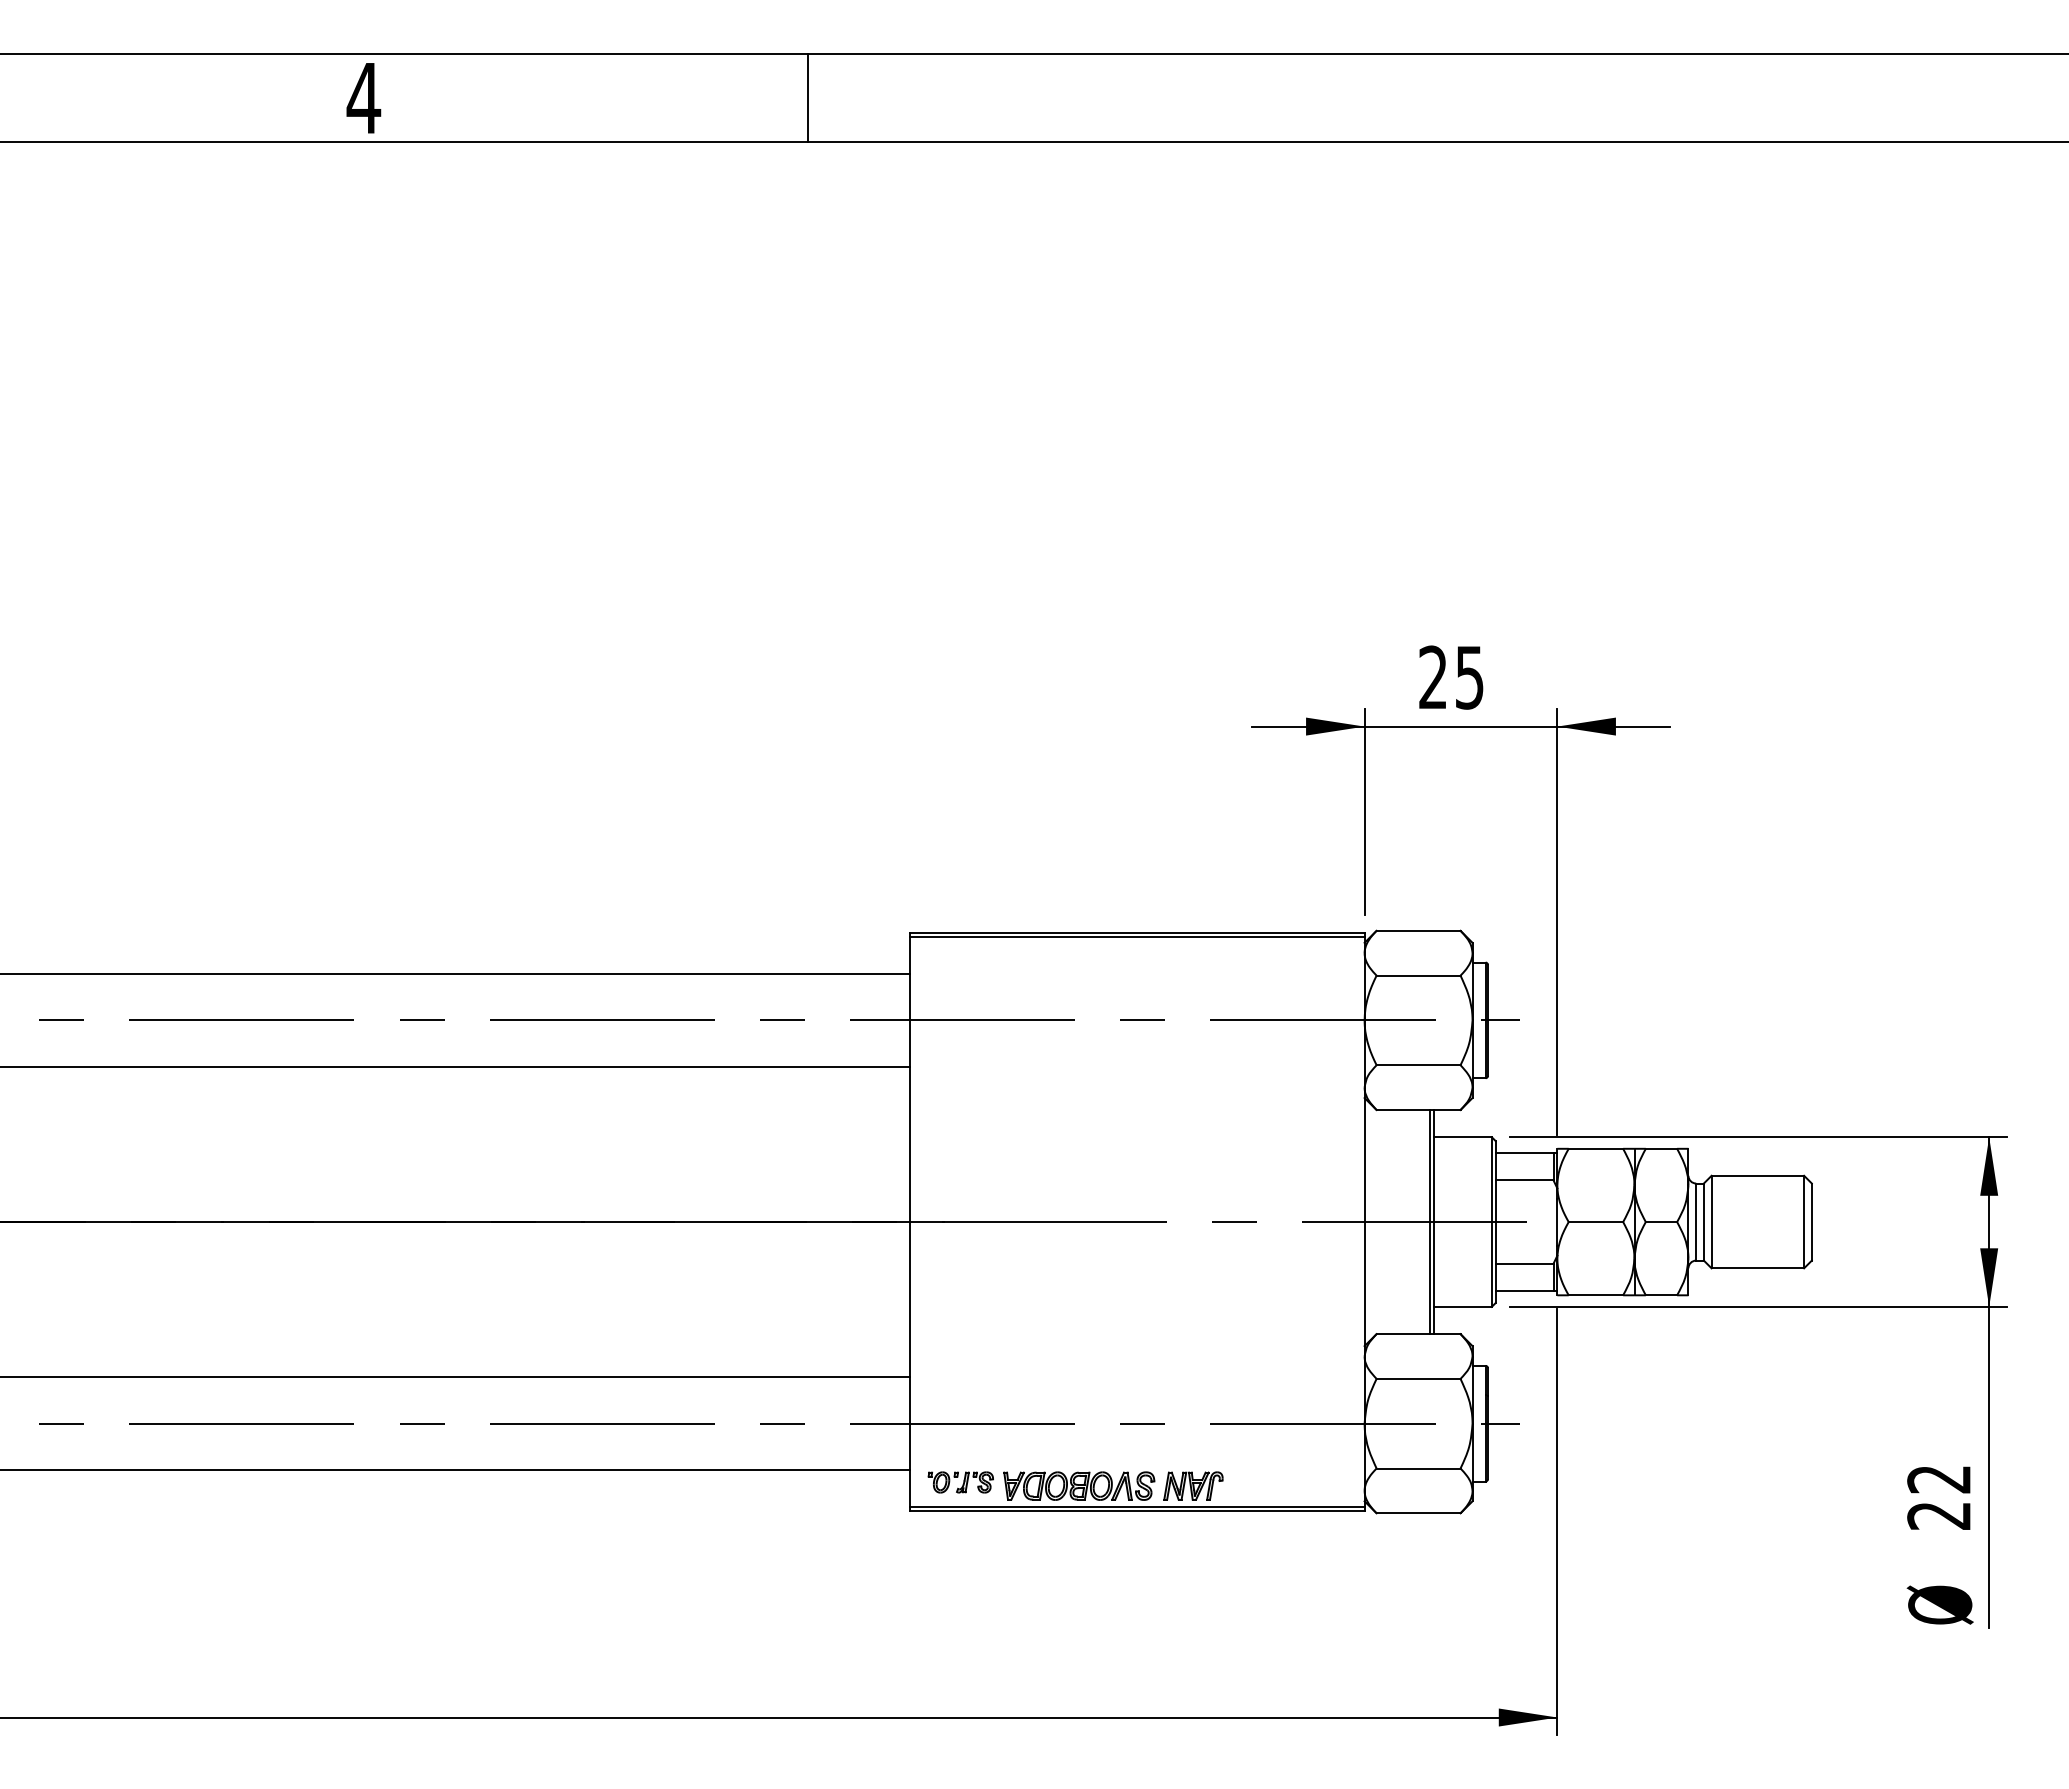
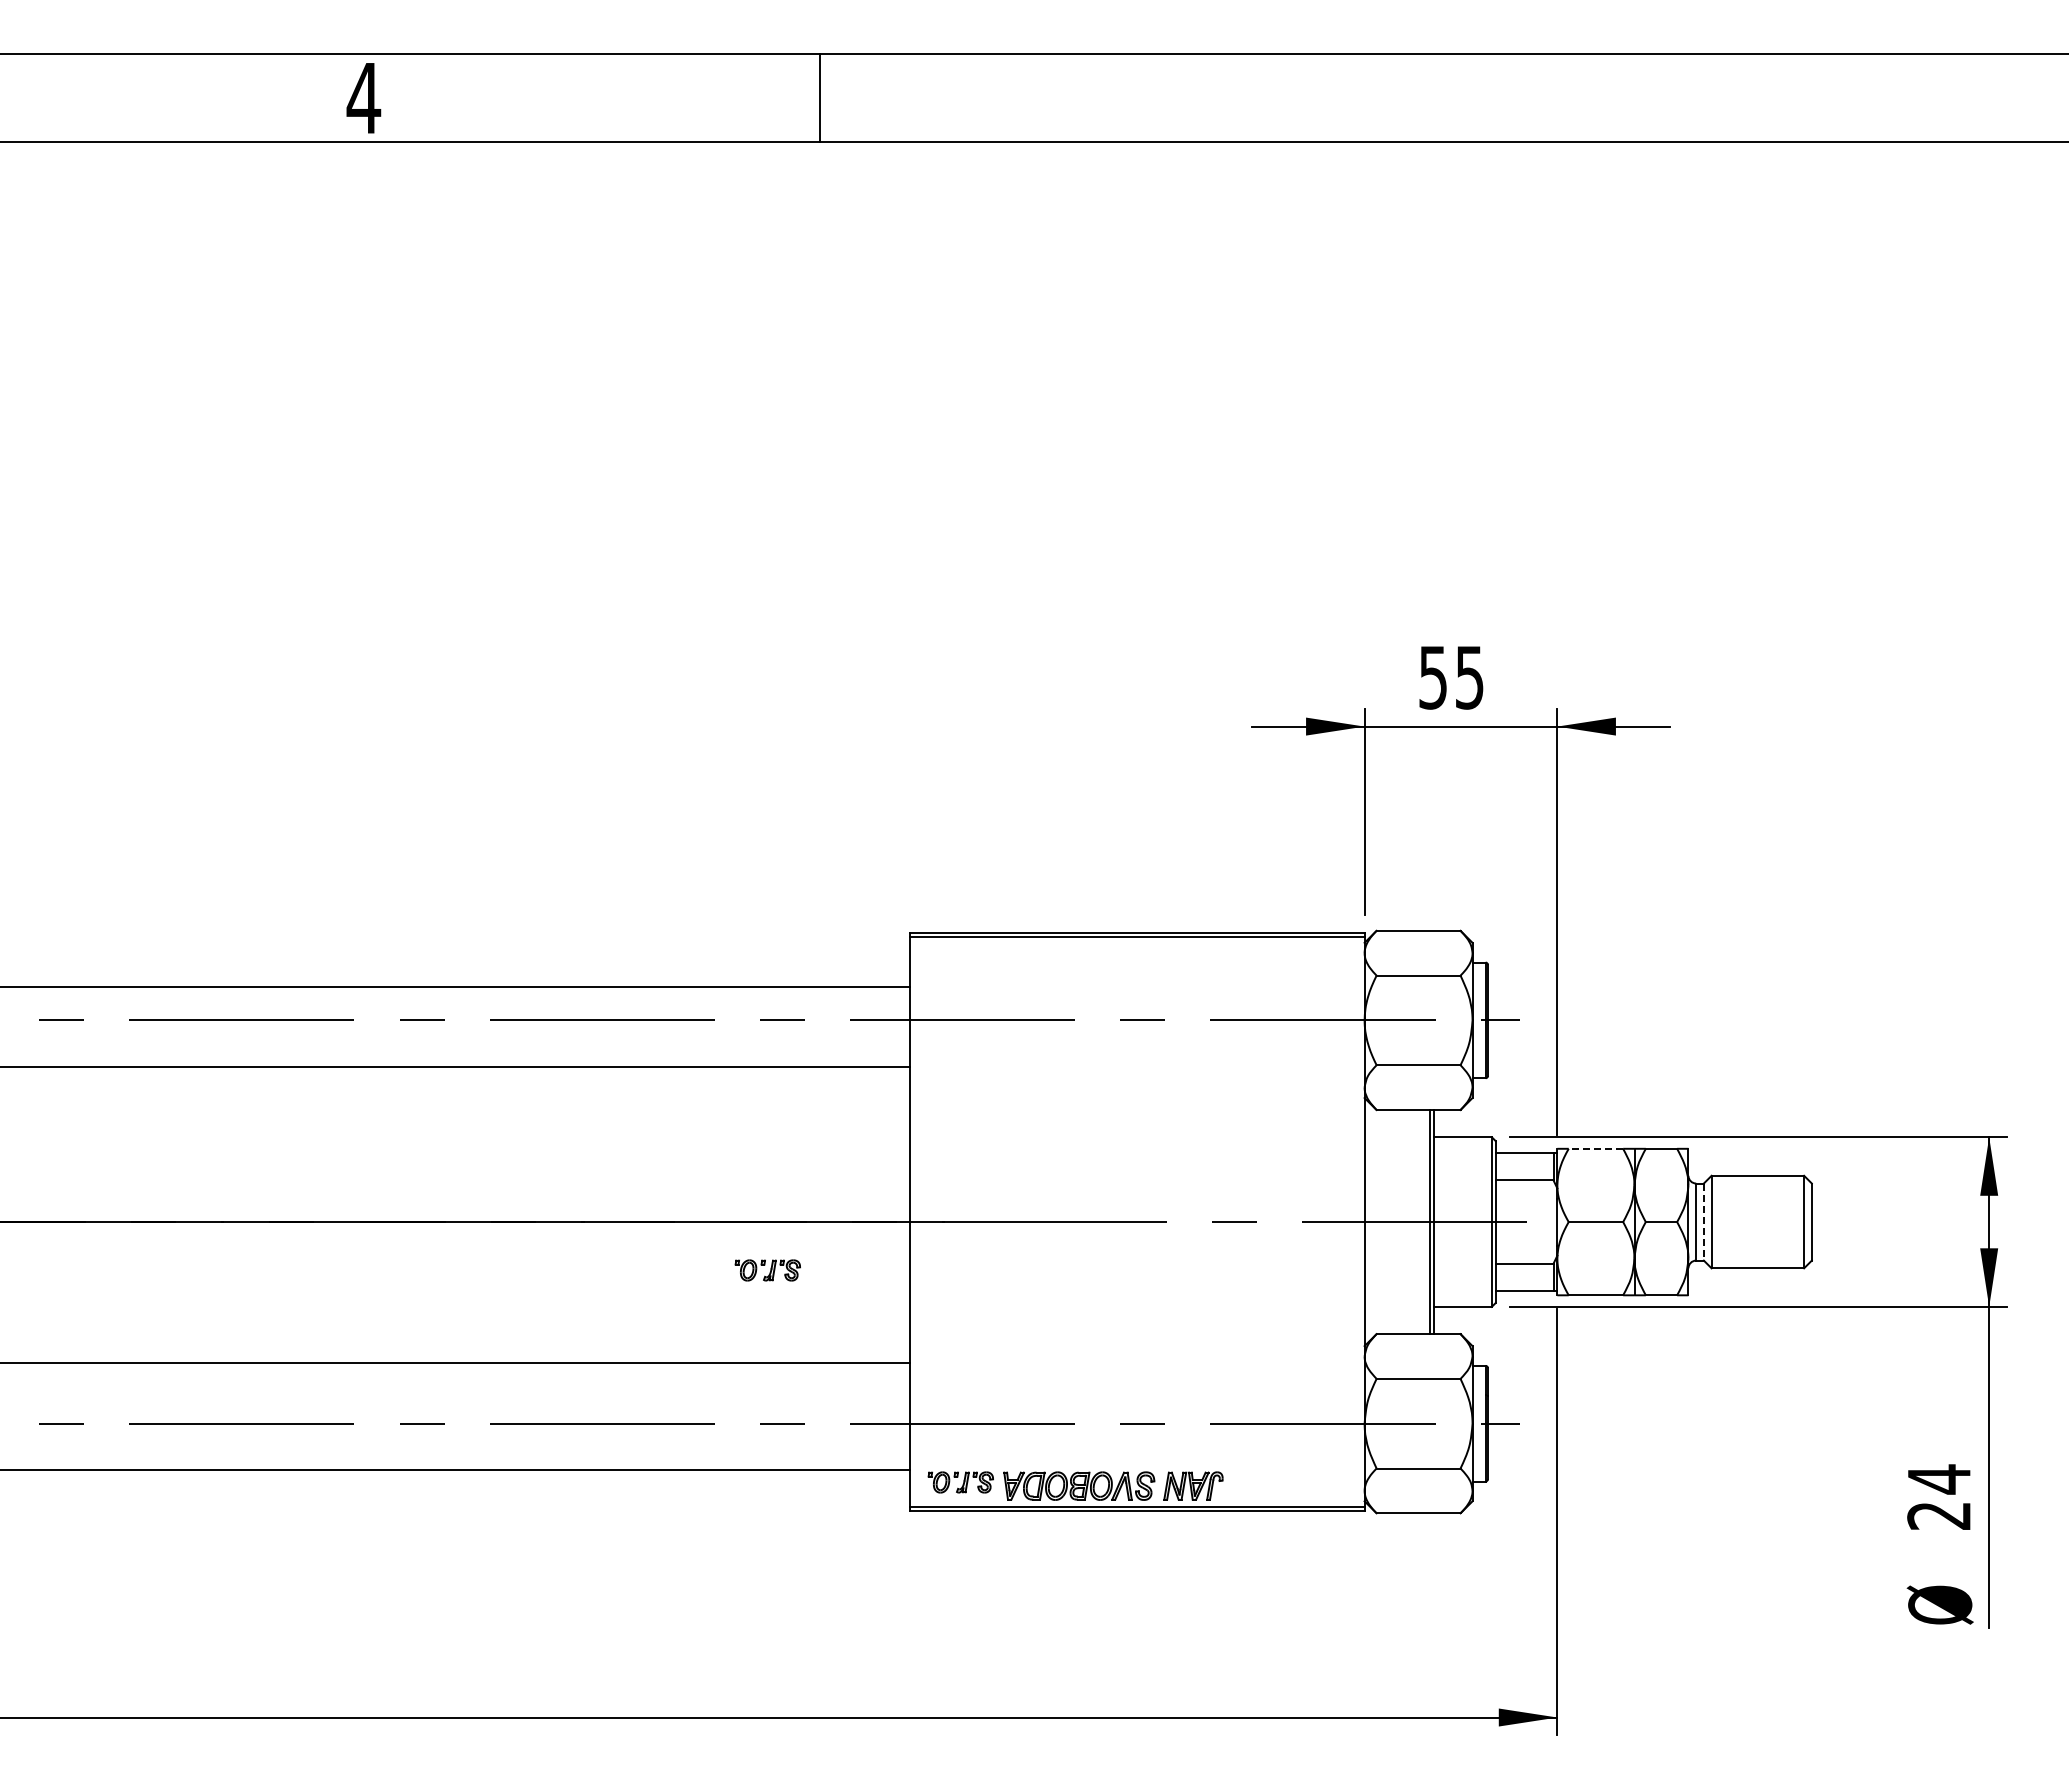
line position: (808, 97) -> (820, 97) (820, 97)
text: 25 -> 55 (1432, 677)
line position: (455, 974) -> (455, 987) (455, 987)
line: solid -> dashed (1595, 1148)
line: solid -> dashed (1703, 1222)
part: none -> present (767, 1270)
line position: (455, 1377) -> (455, 1363) (455, 1363)
text: 22 -> 24 (1938, 1479)
